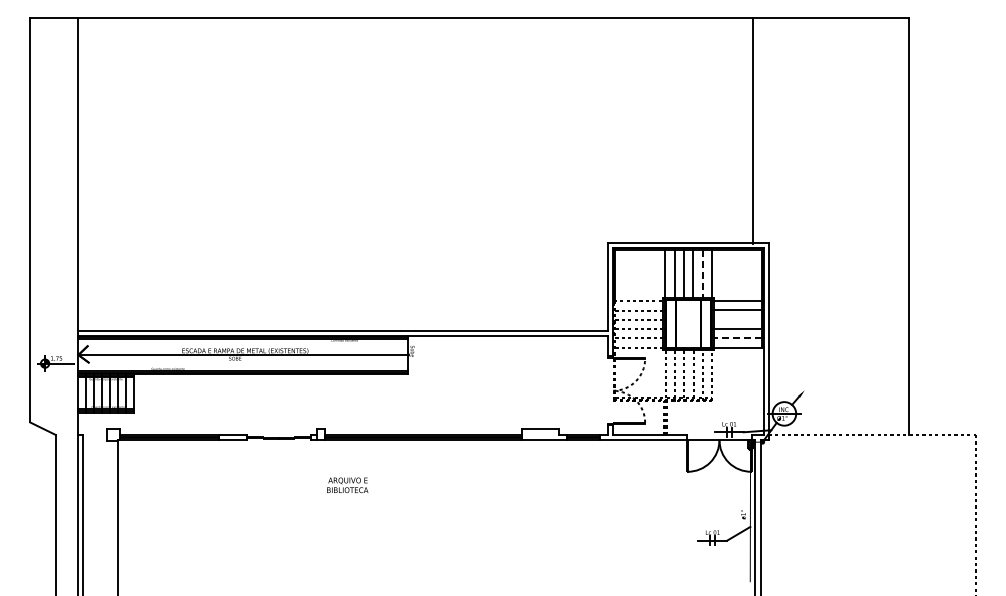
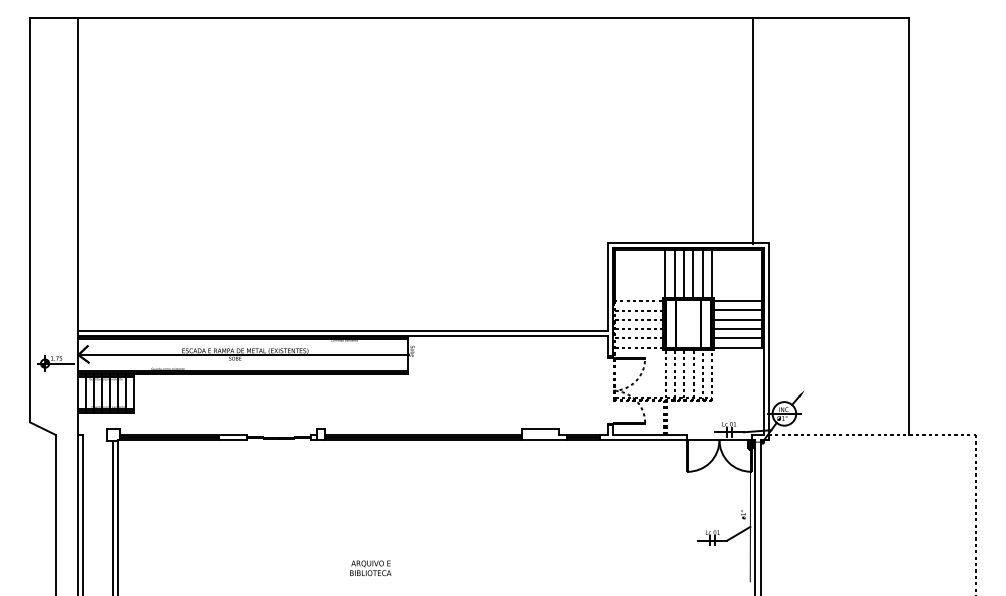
line: dashed -> solid (702, 274)
line: none -> present (737, 319)
line: dashed -> solid (737, 338)
text position: (347, 485) -> (370, 568) (370, 568)
line: none -> present (113, 516)
